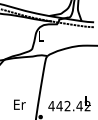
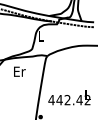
text position: (69, 103) -> (69, 97) (69, 97)
text position: (19, 104) -> (19, 71) (19, 71)
